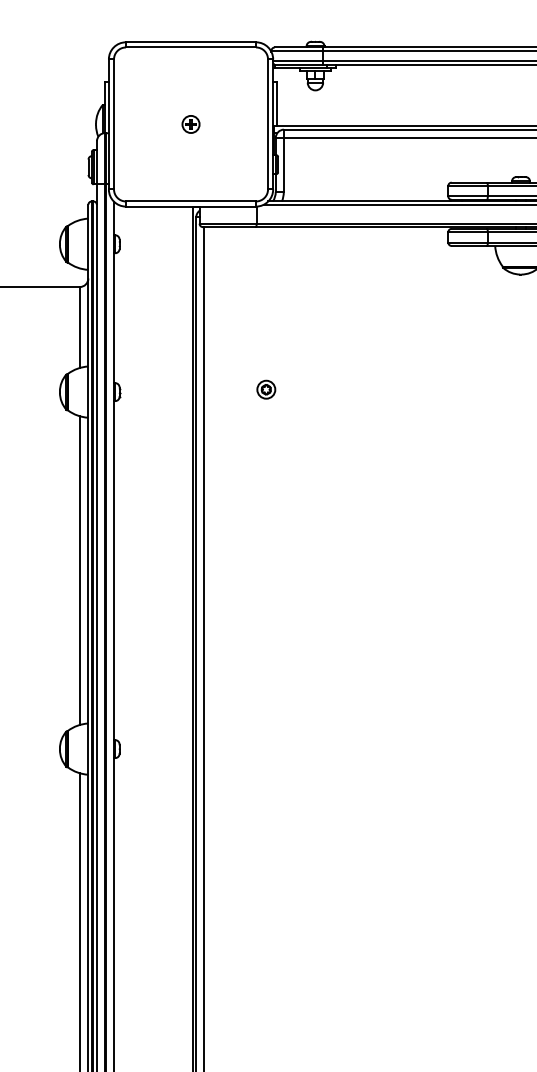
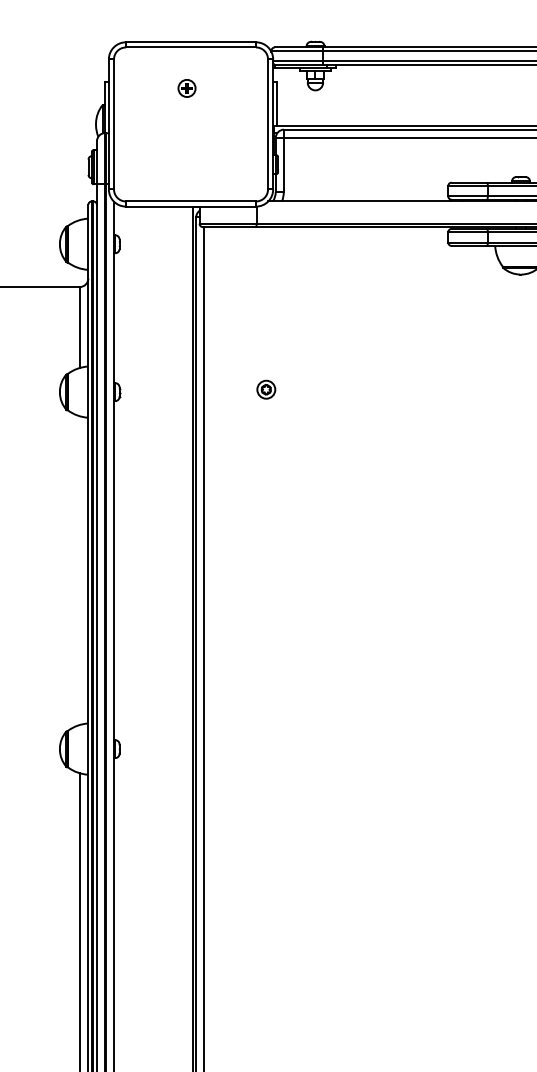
part position: (190, 124) -> (186, 88) (186, 88)
line: present -> none (398, 204)
line: present -> none (79, 570)
